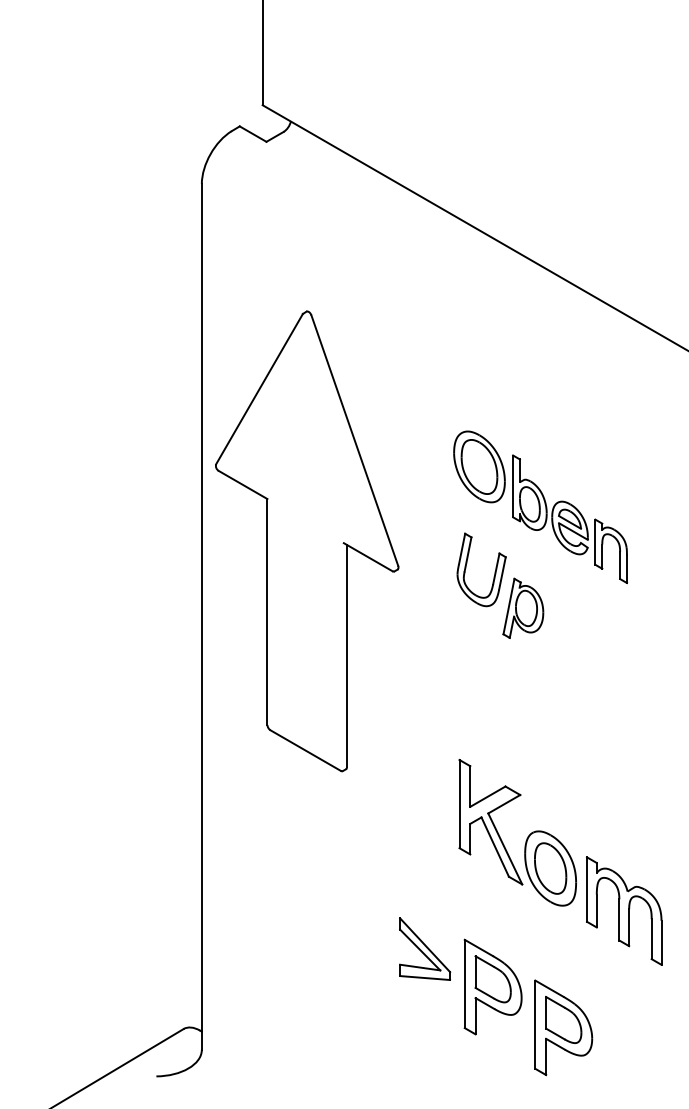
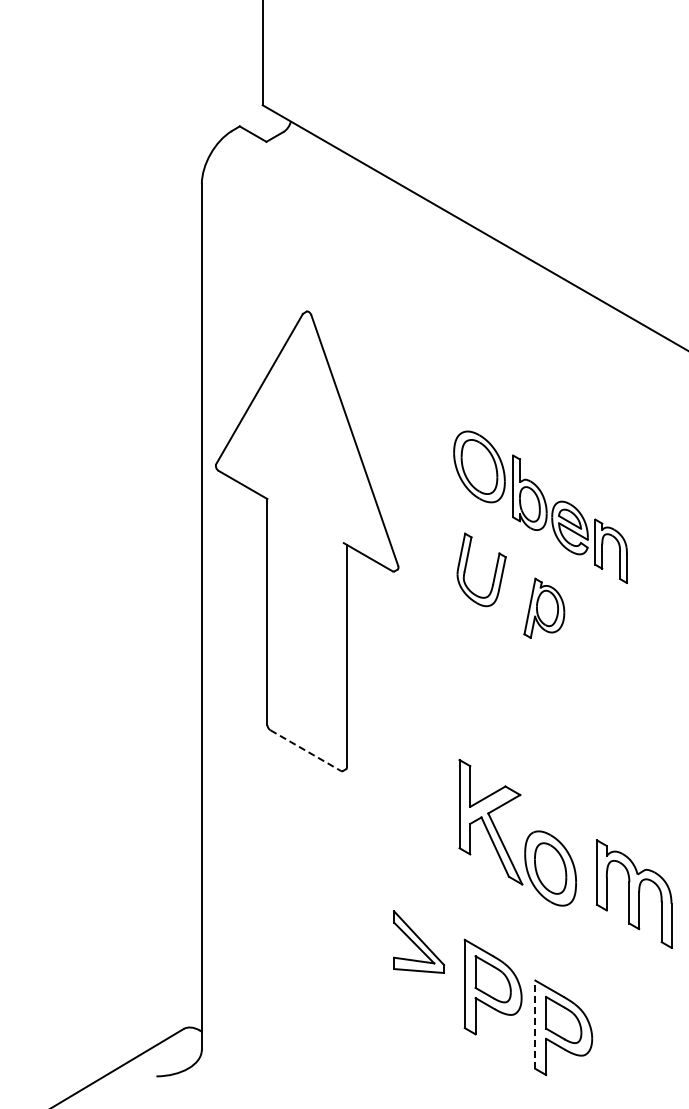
part position: (523, 607) -> (544, 607) (544, 607)
line: solid -> dashed (305, 750)
part position: (624, 910) -> (634, 893) (634, 893)
part position: (425, 948) -> (419, 941) (419, 941)
line: solid -> dashed (535, 1024)
